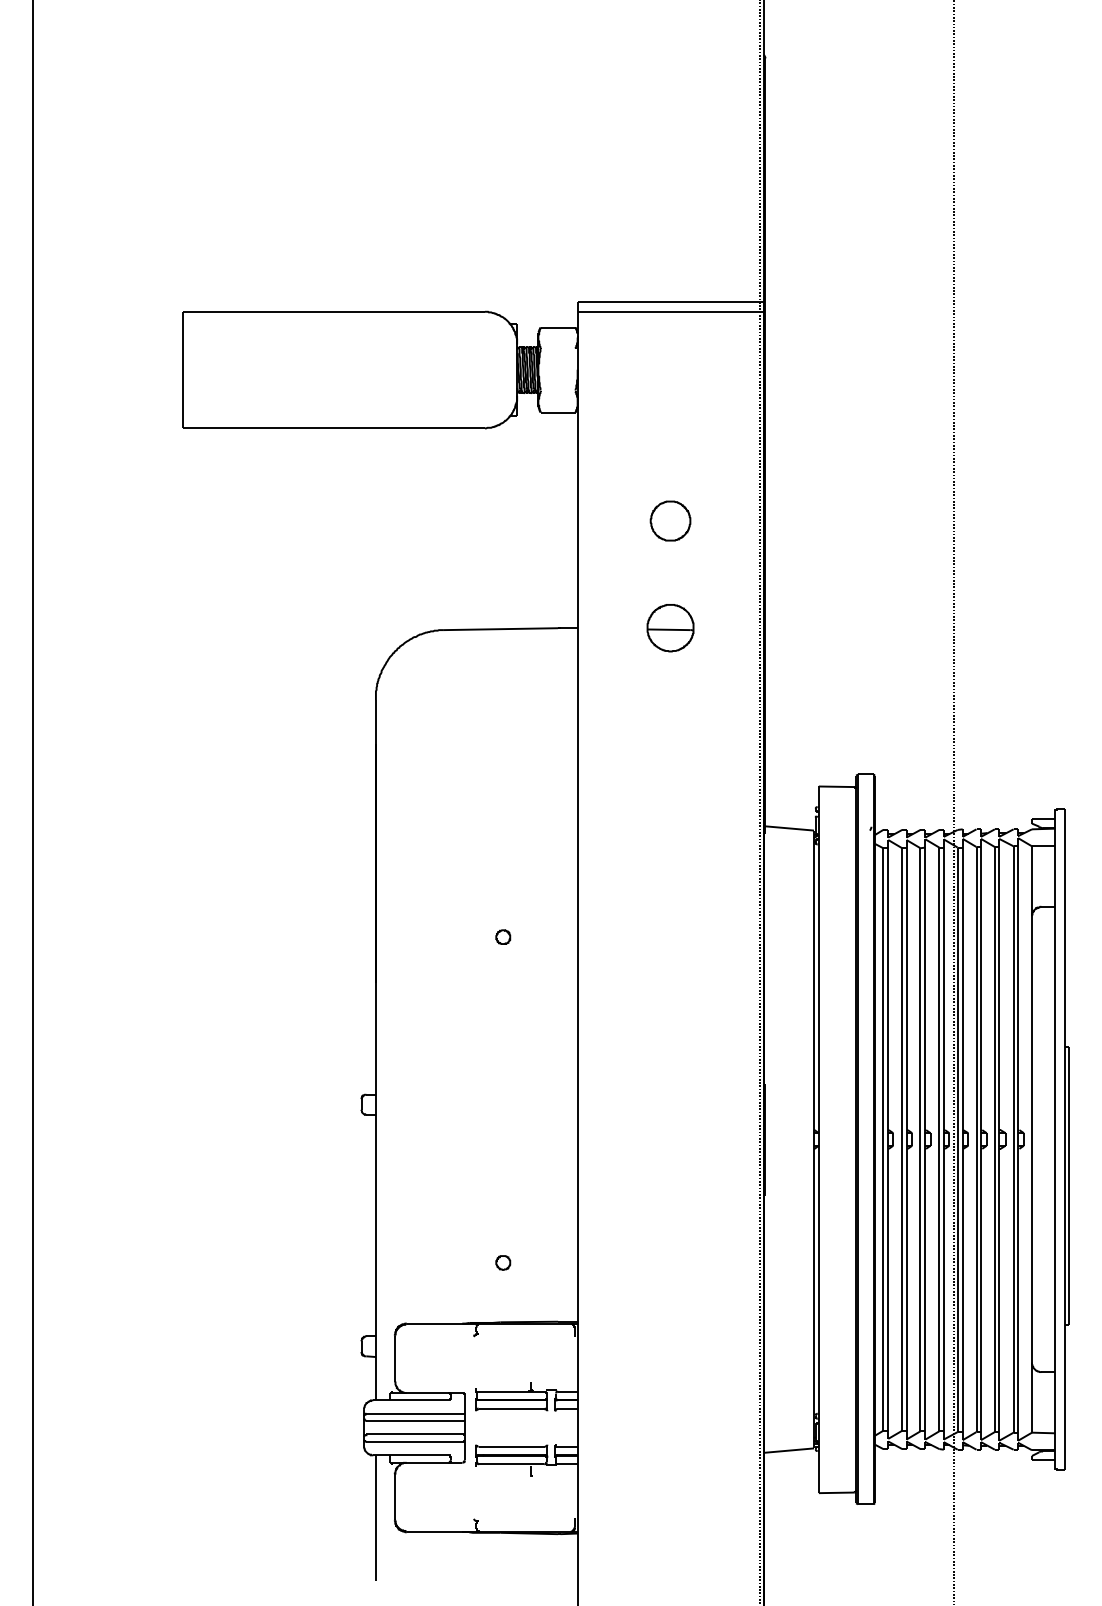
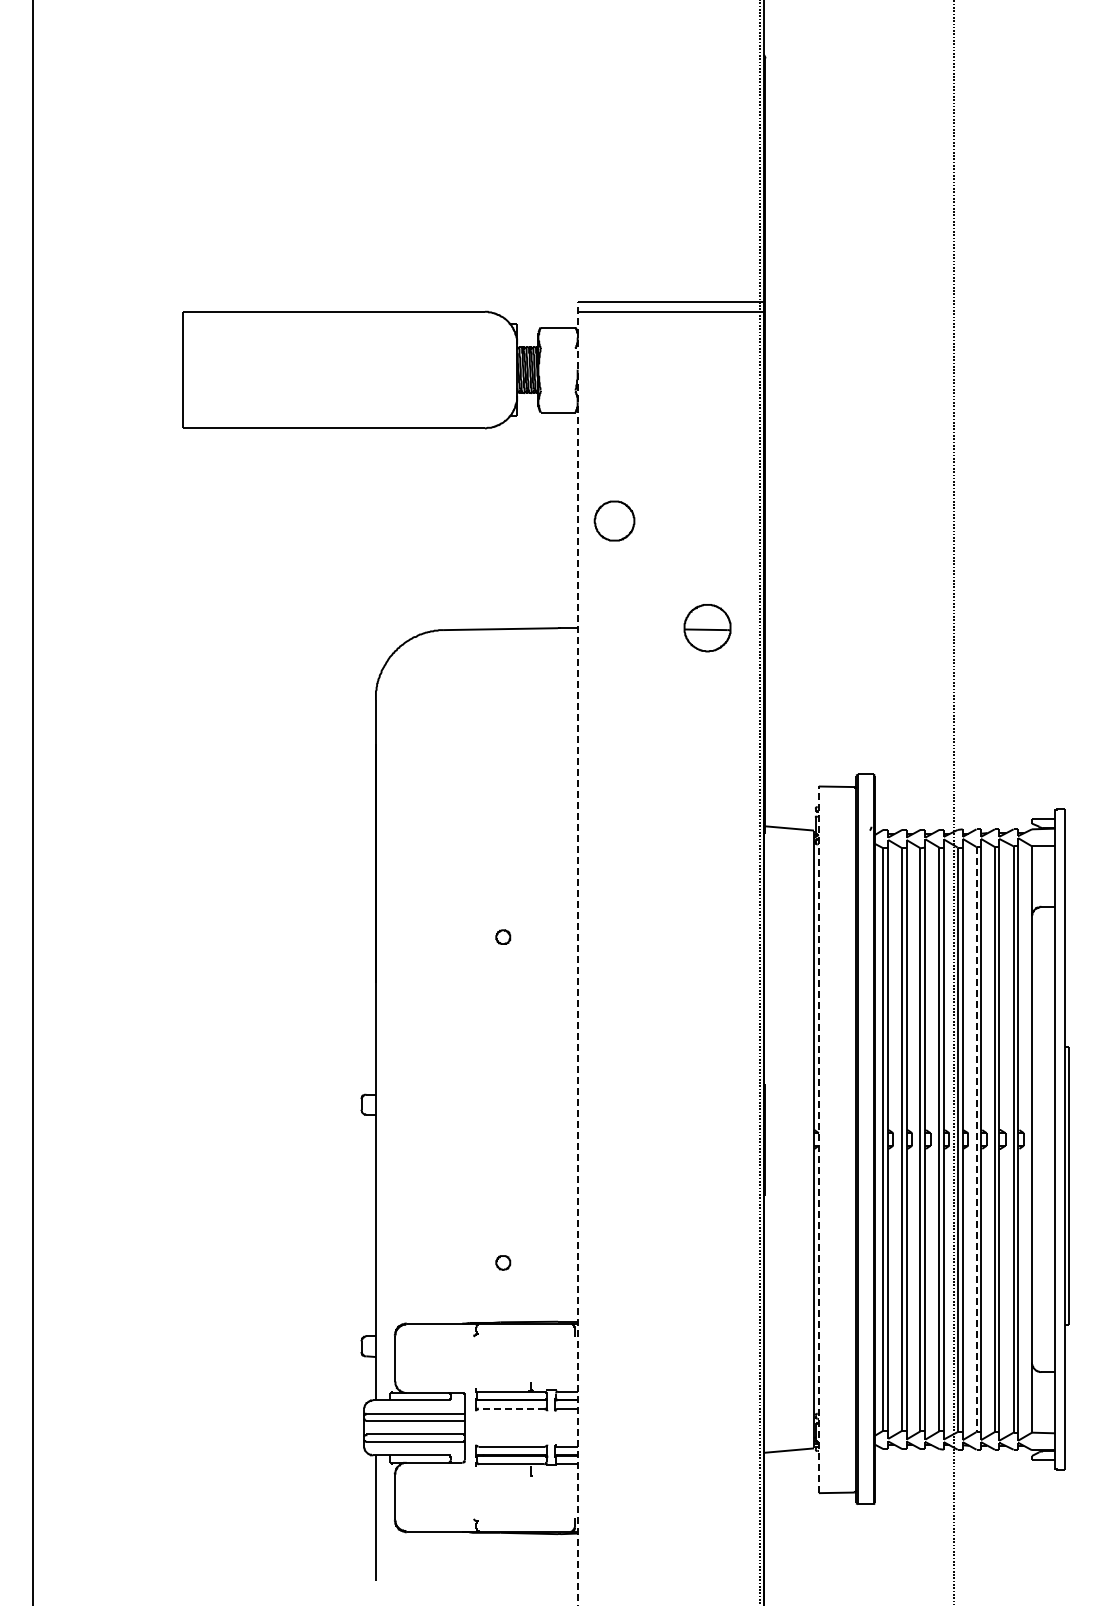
part position: (670, 520) -> (614, 520) (614, 520)
part position: (670, 628) -> (707, 628) (707, 628)
line: solid -> dashed (577, 953)
line: solid -> dashed (818, 1139)
line: solid -> dashed (976, 1139)
line: solid -> dashed (511, 1408)
